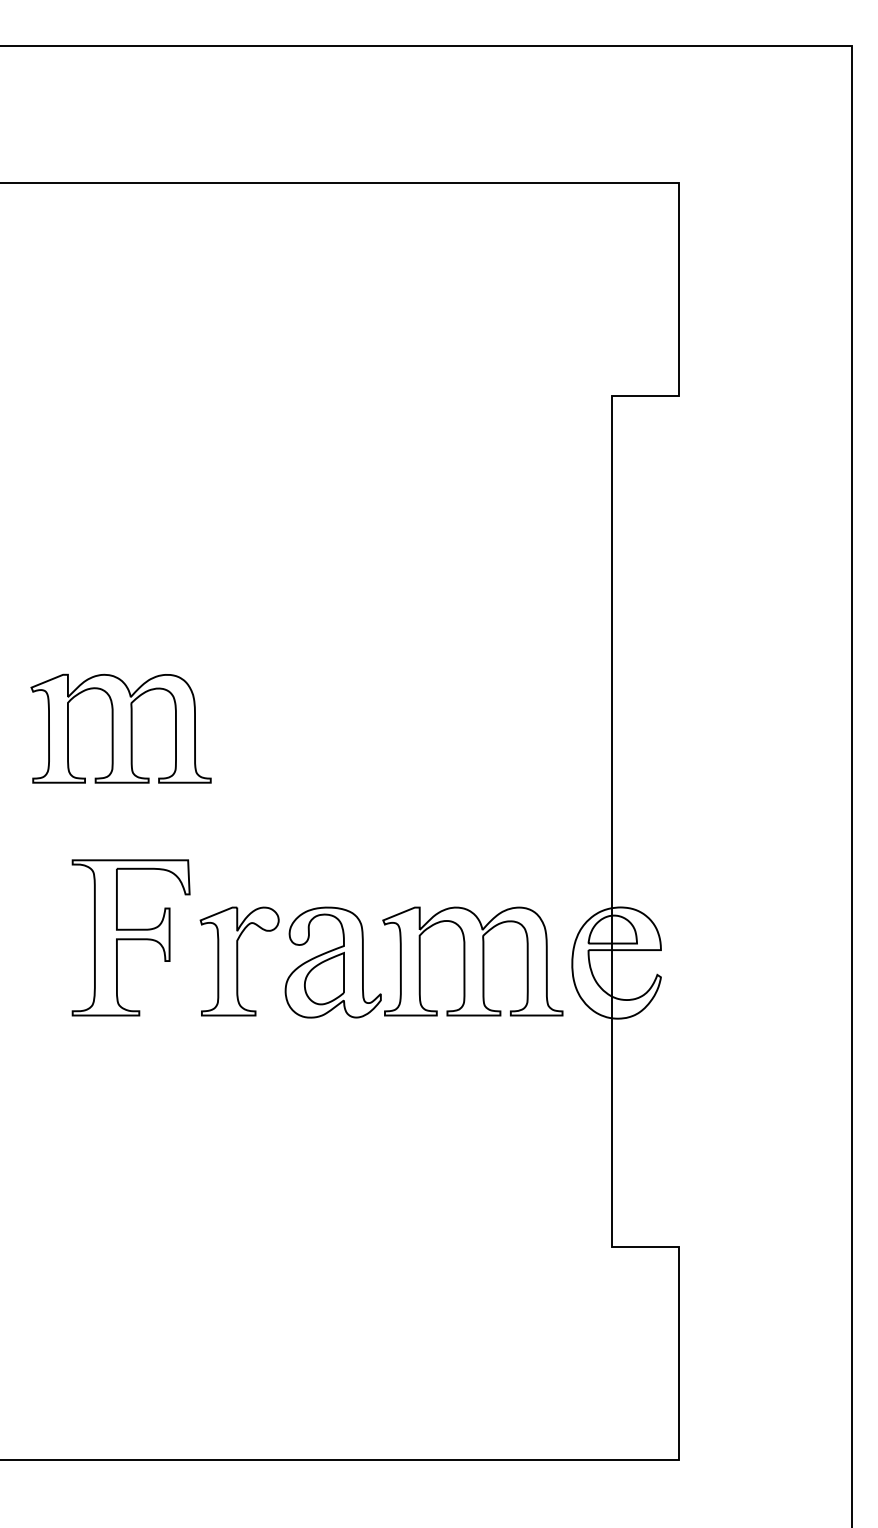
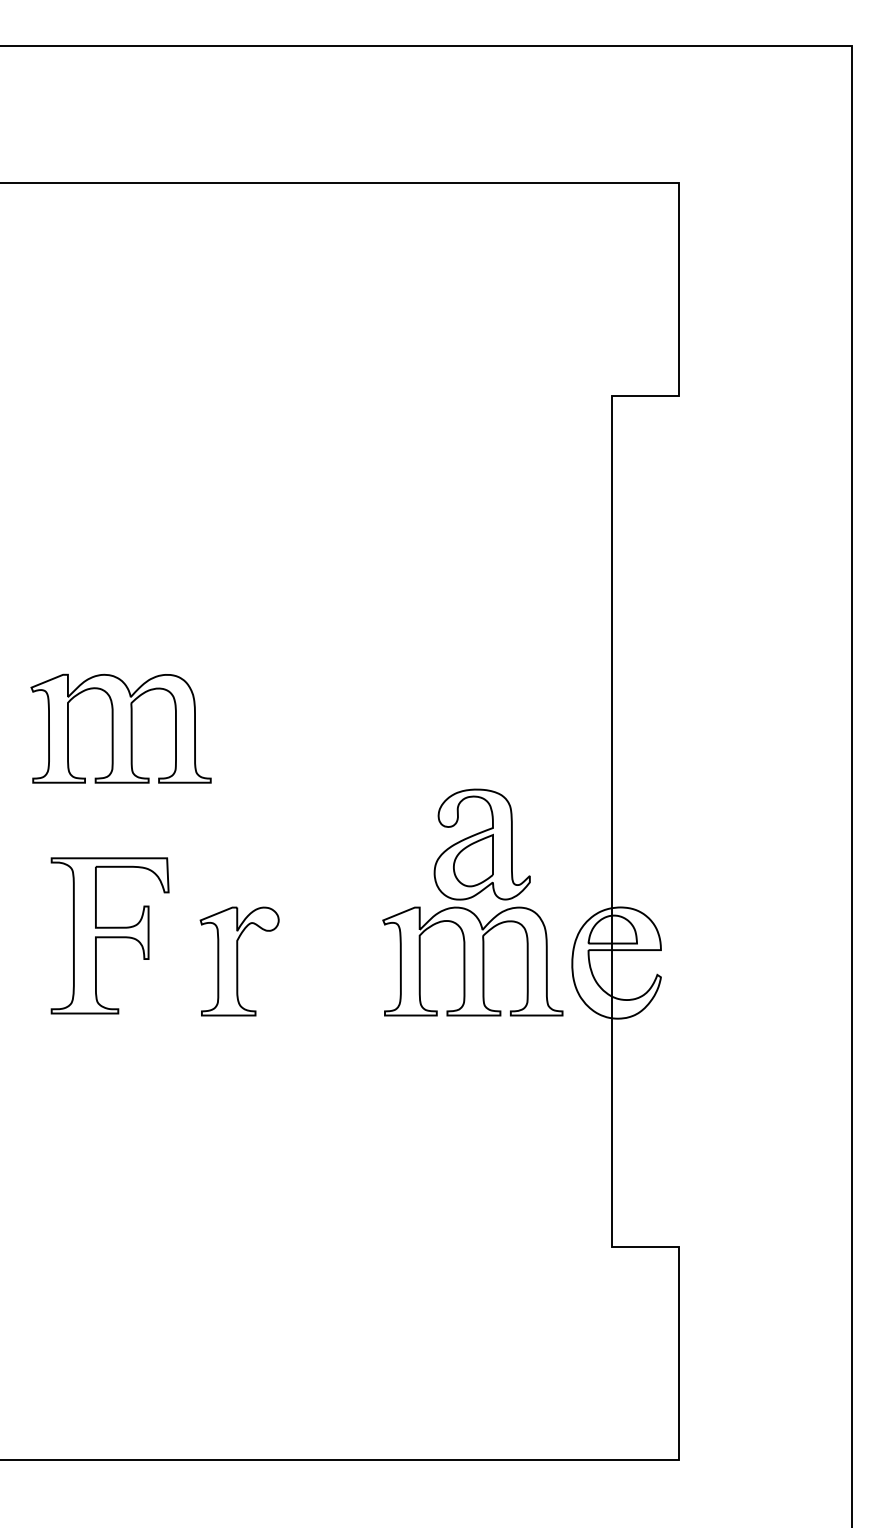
part position: (130, 937) -> (109, 935) (109, 935)
part position: (332, 962) -> (481, 844) (481, 844)
